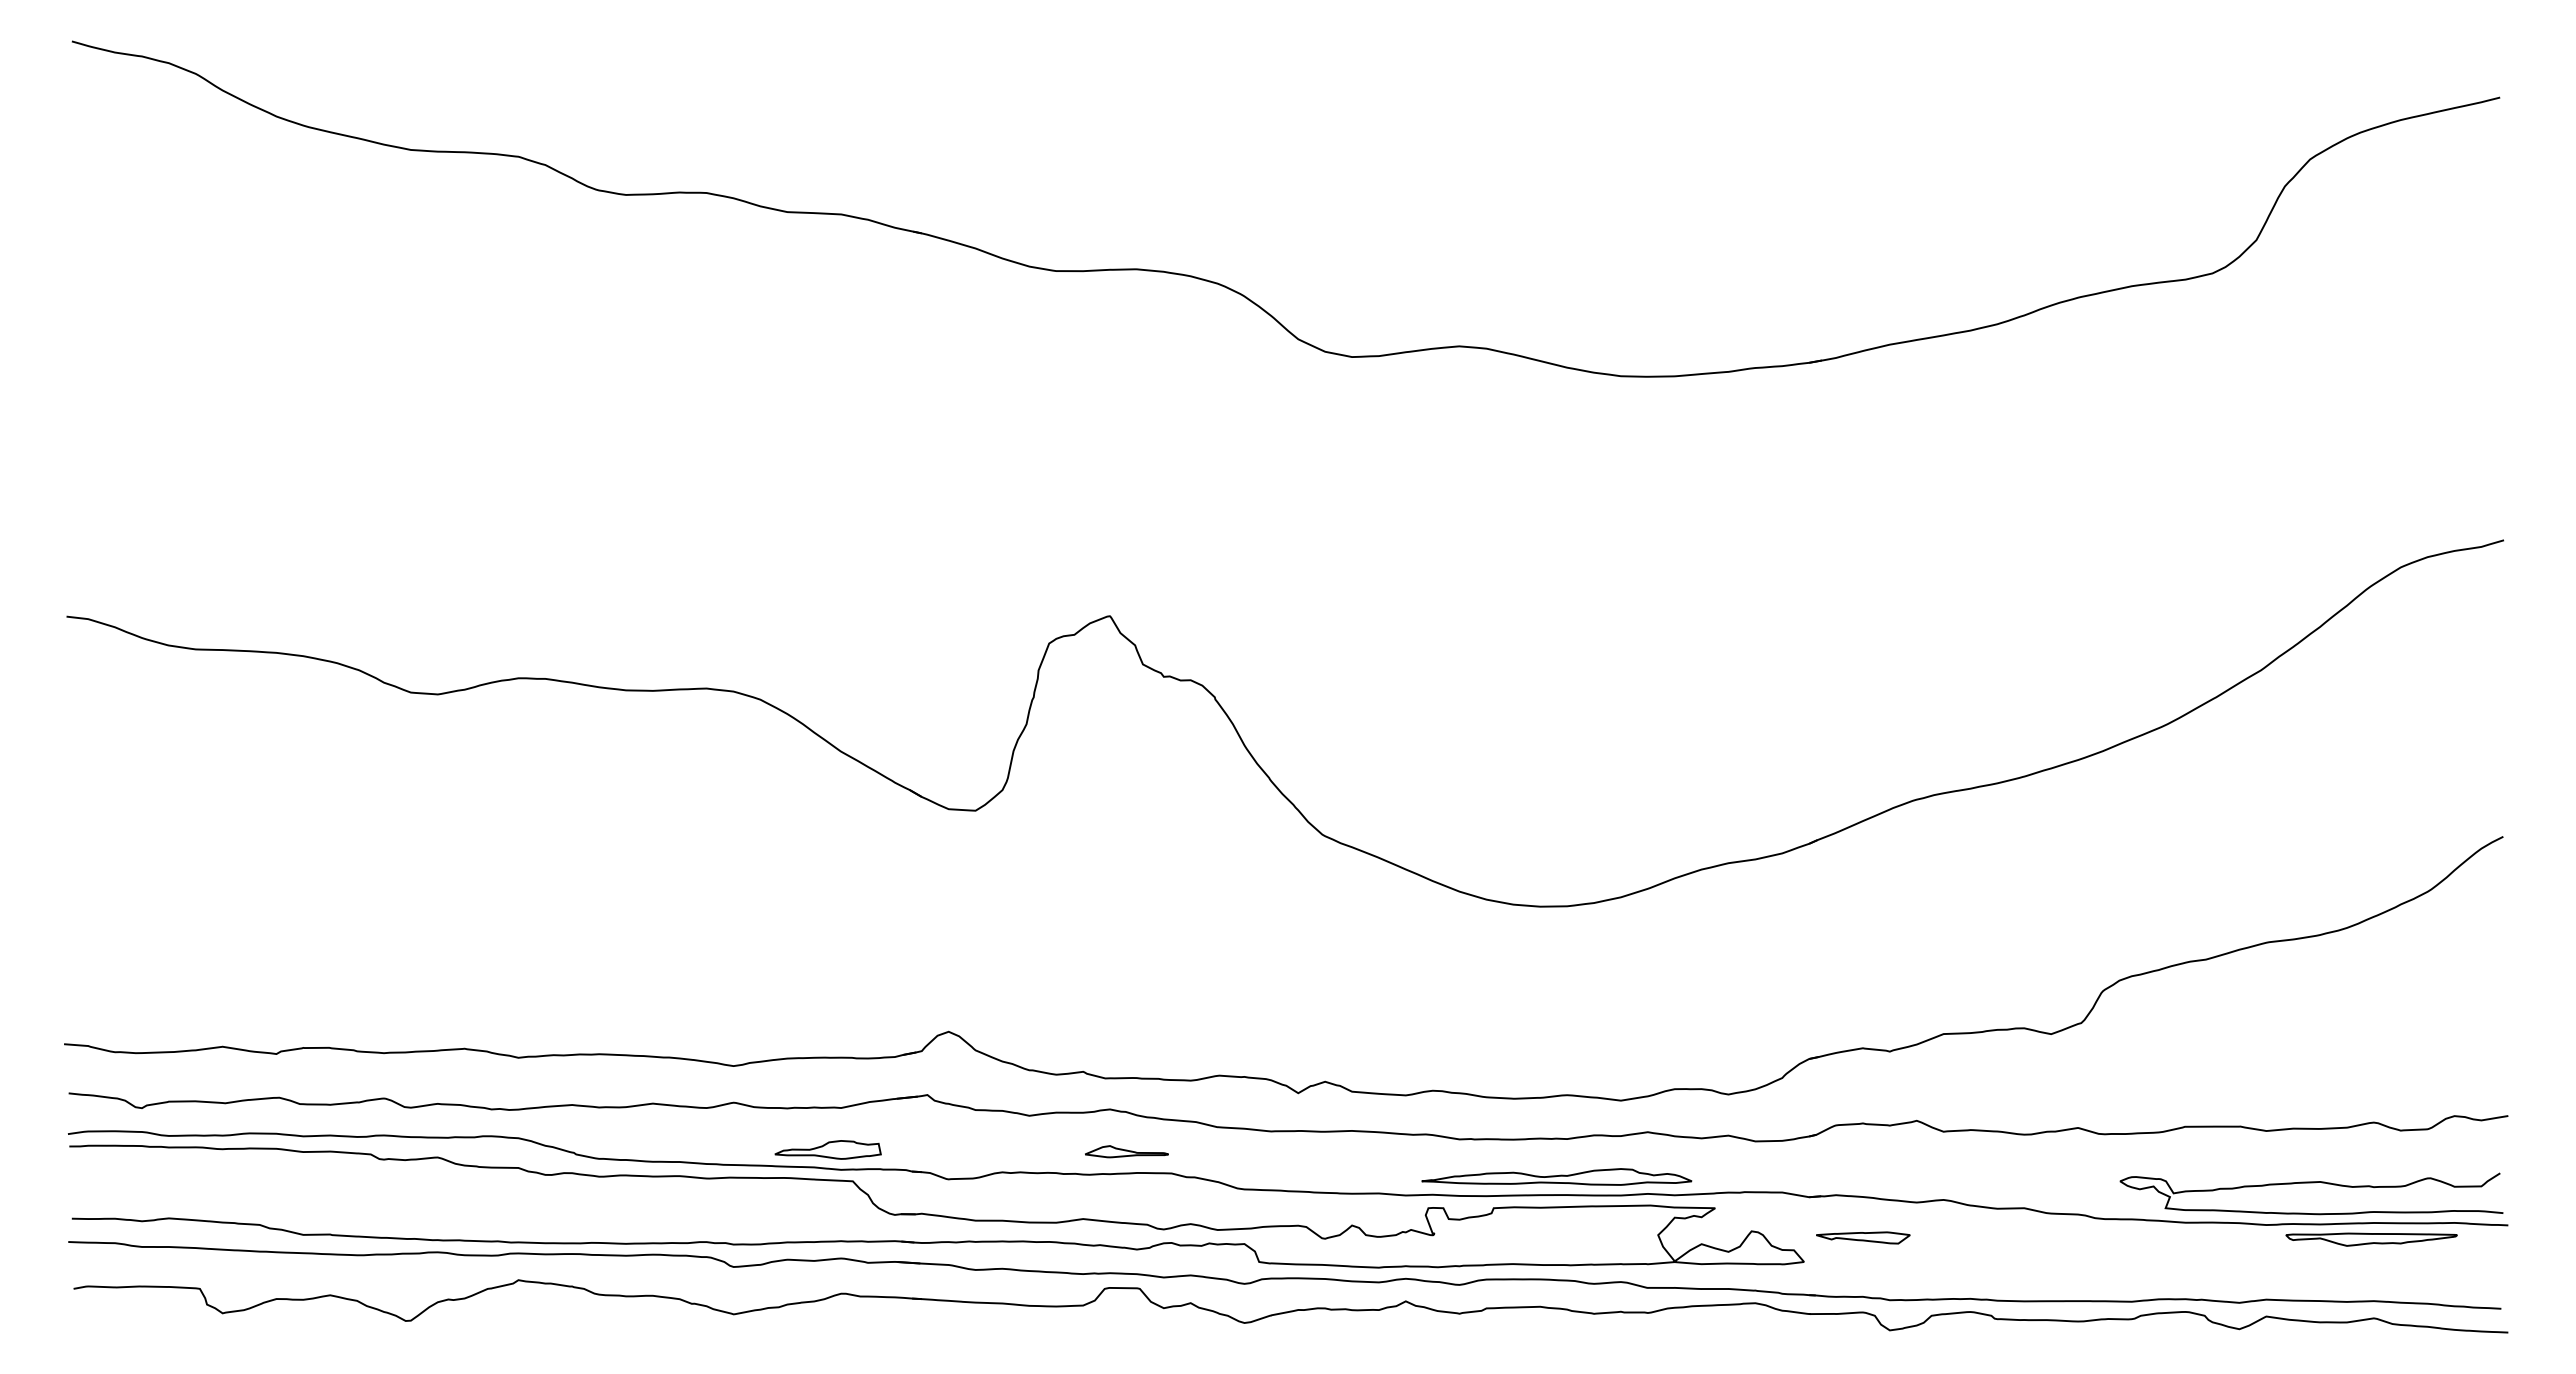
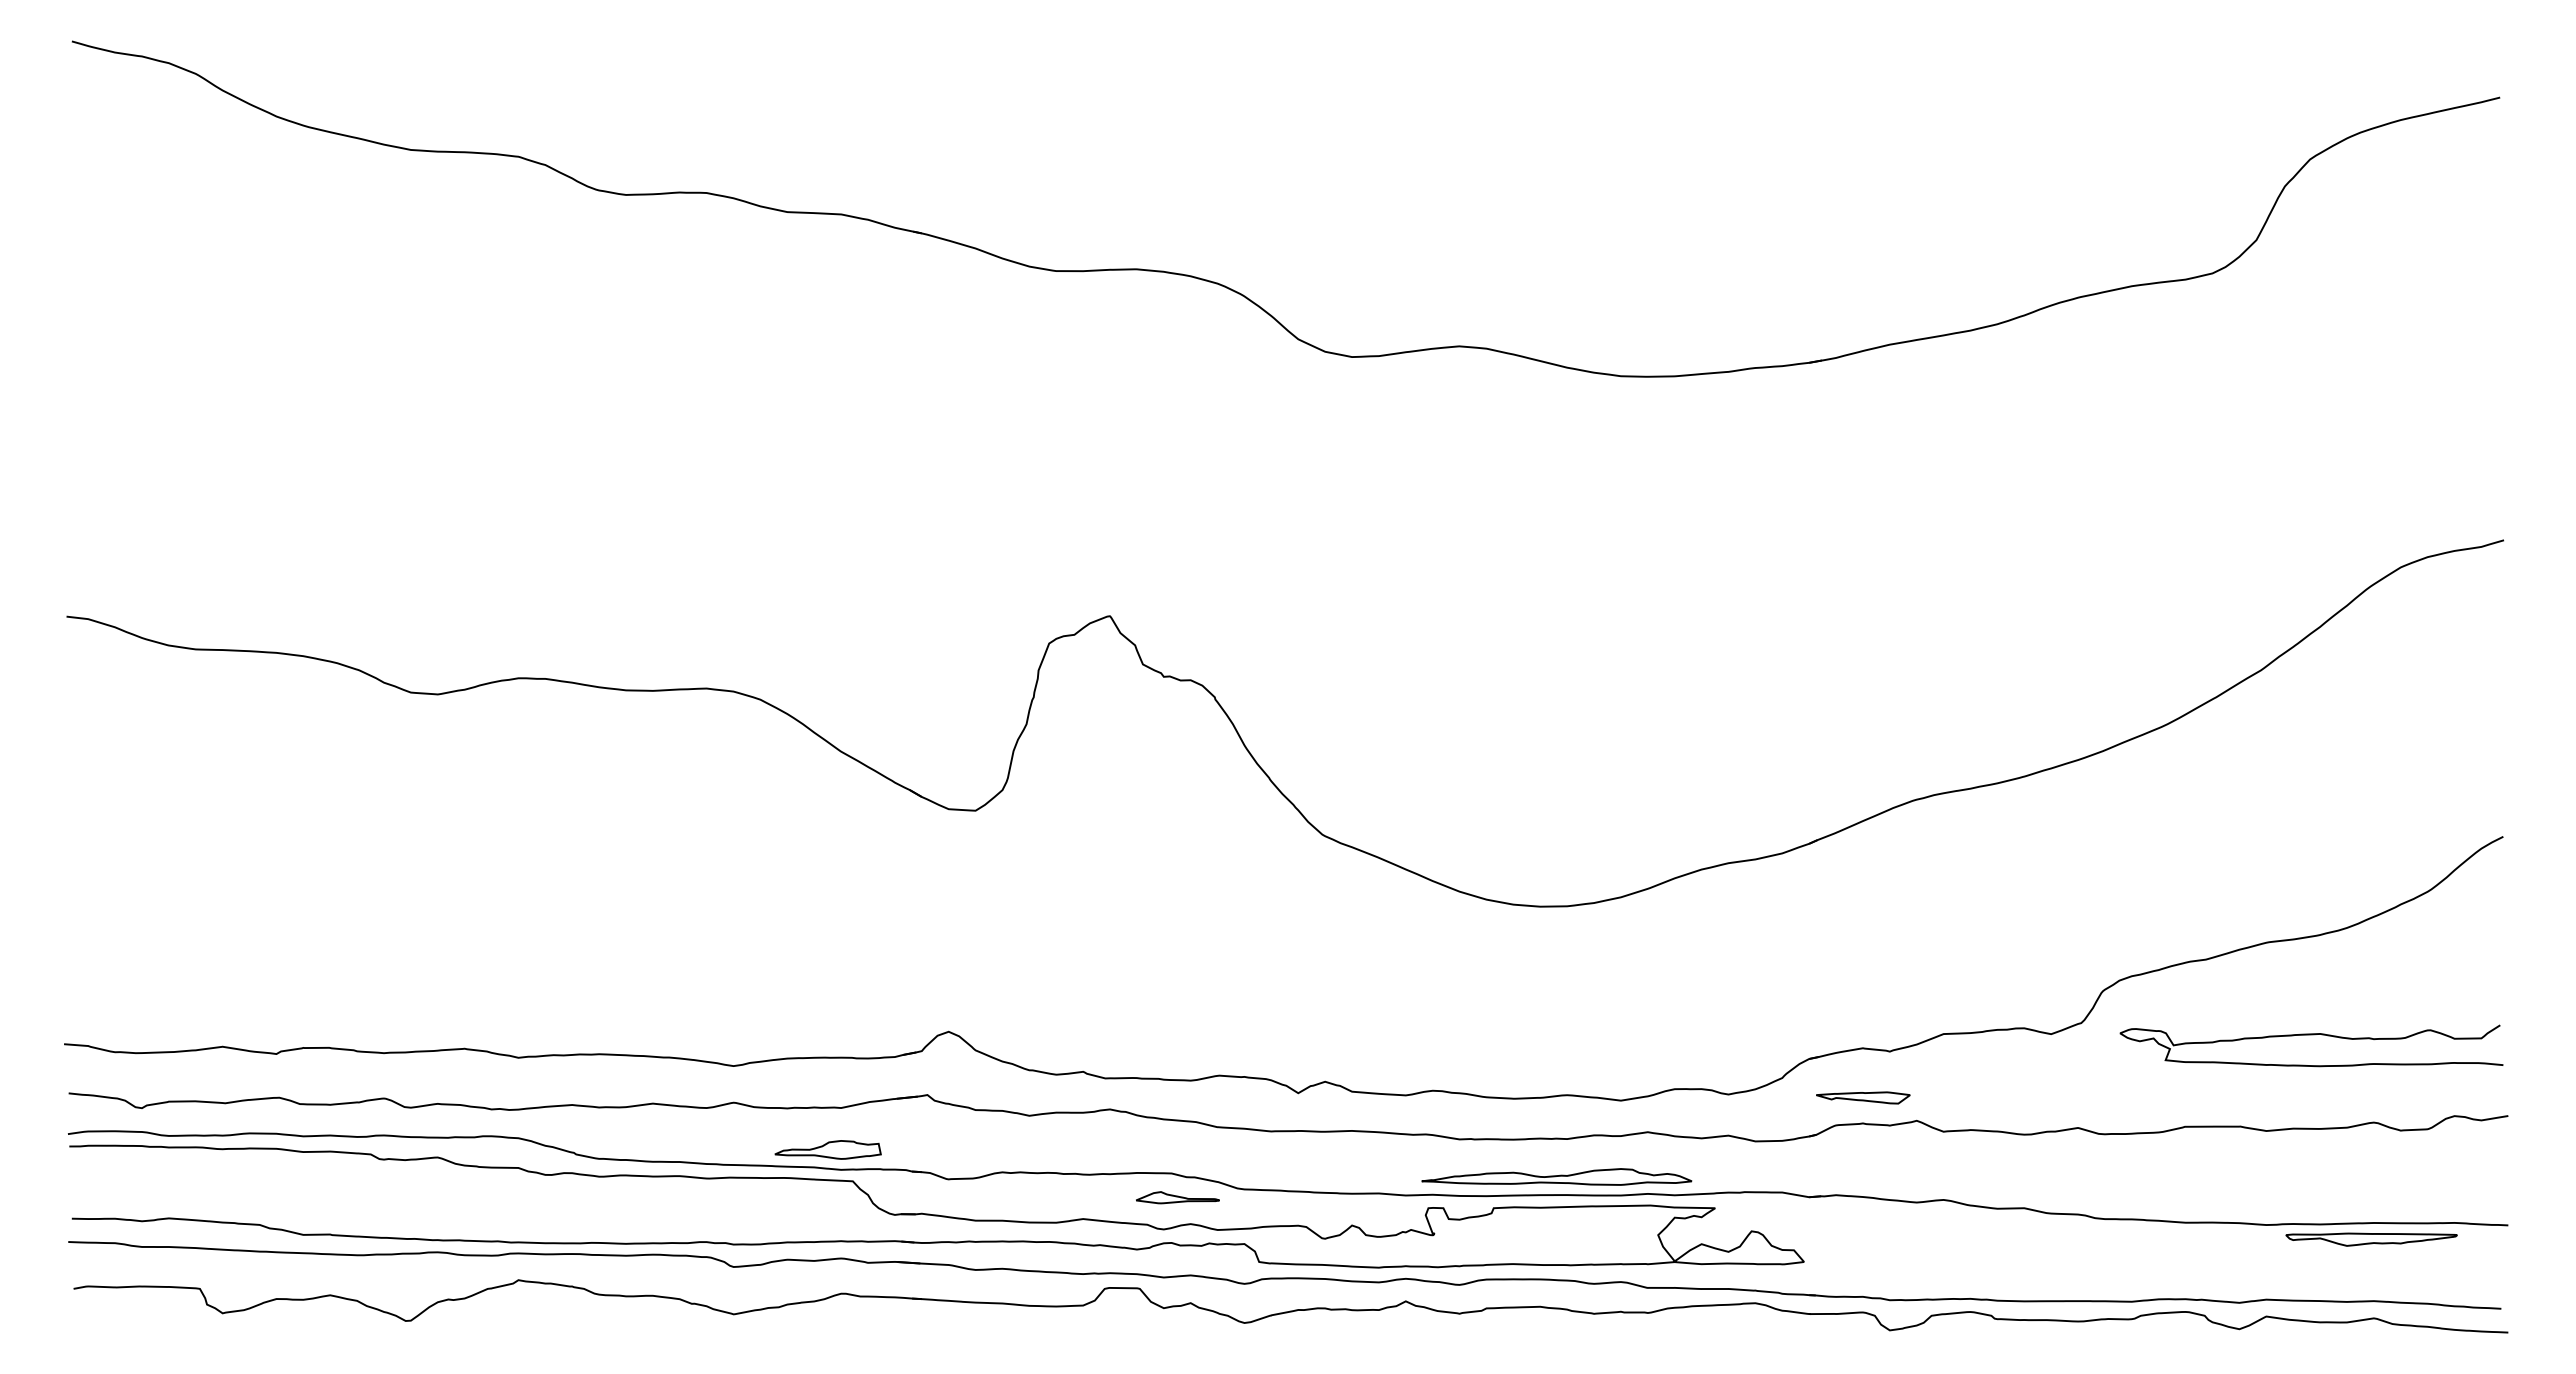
part position: (1126, 1151) -> (1177, 1197) (1177, 1197)
curve position: (2311, 1183) -> (2311, 1035) (2311, 1035)
part position: (1863, 1237) -> (1863, 1097) (1863, 1097)
